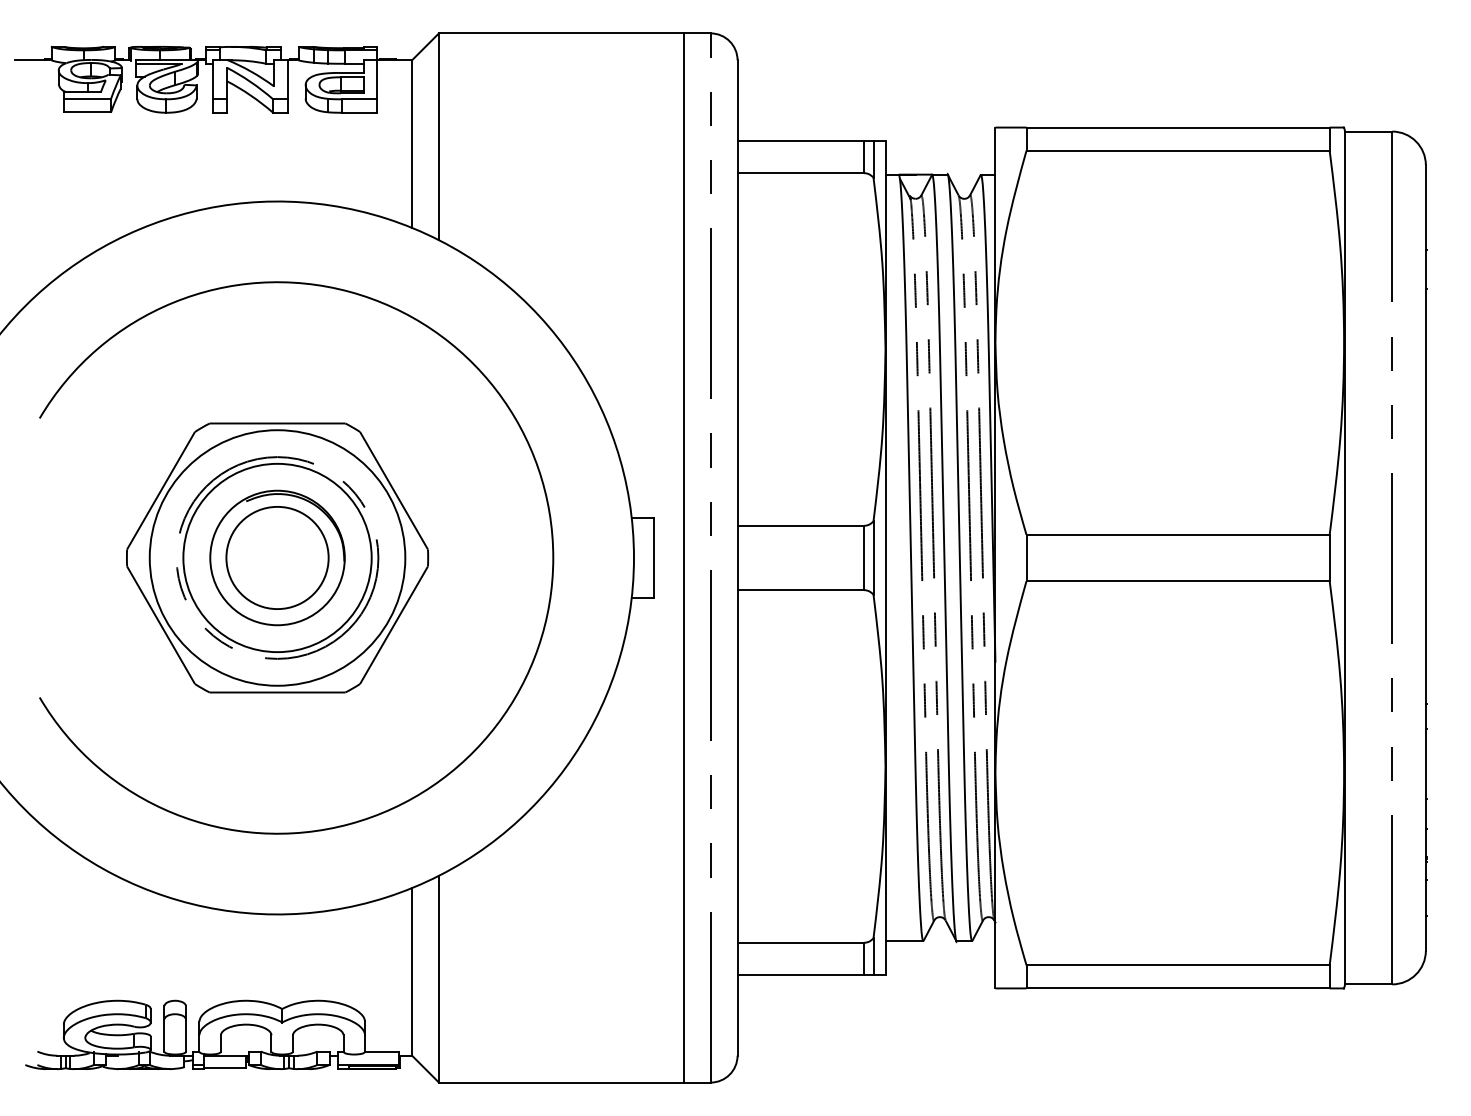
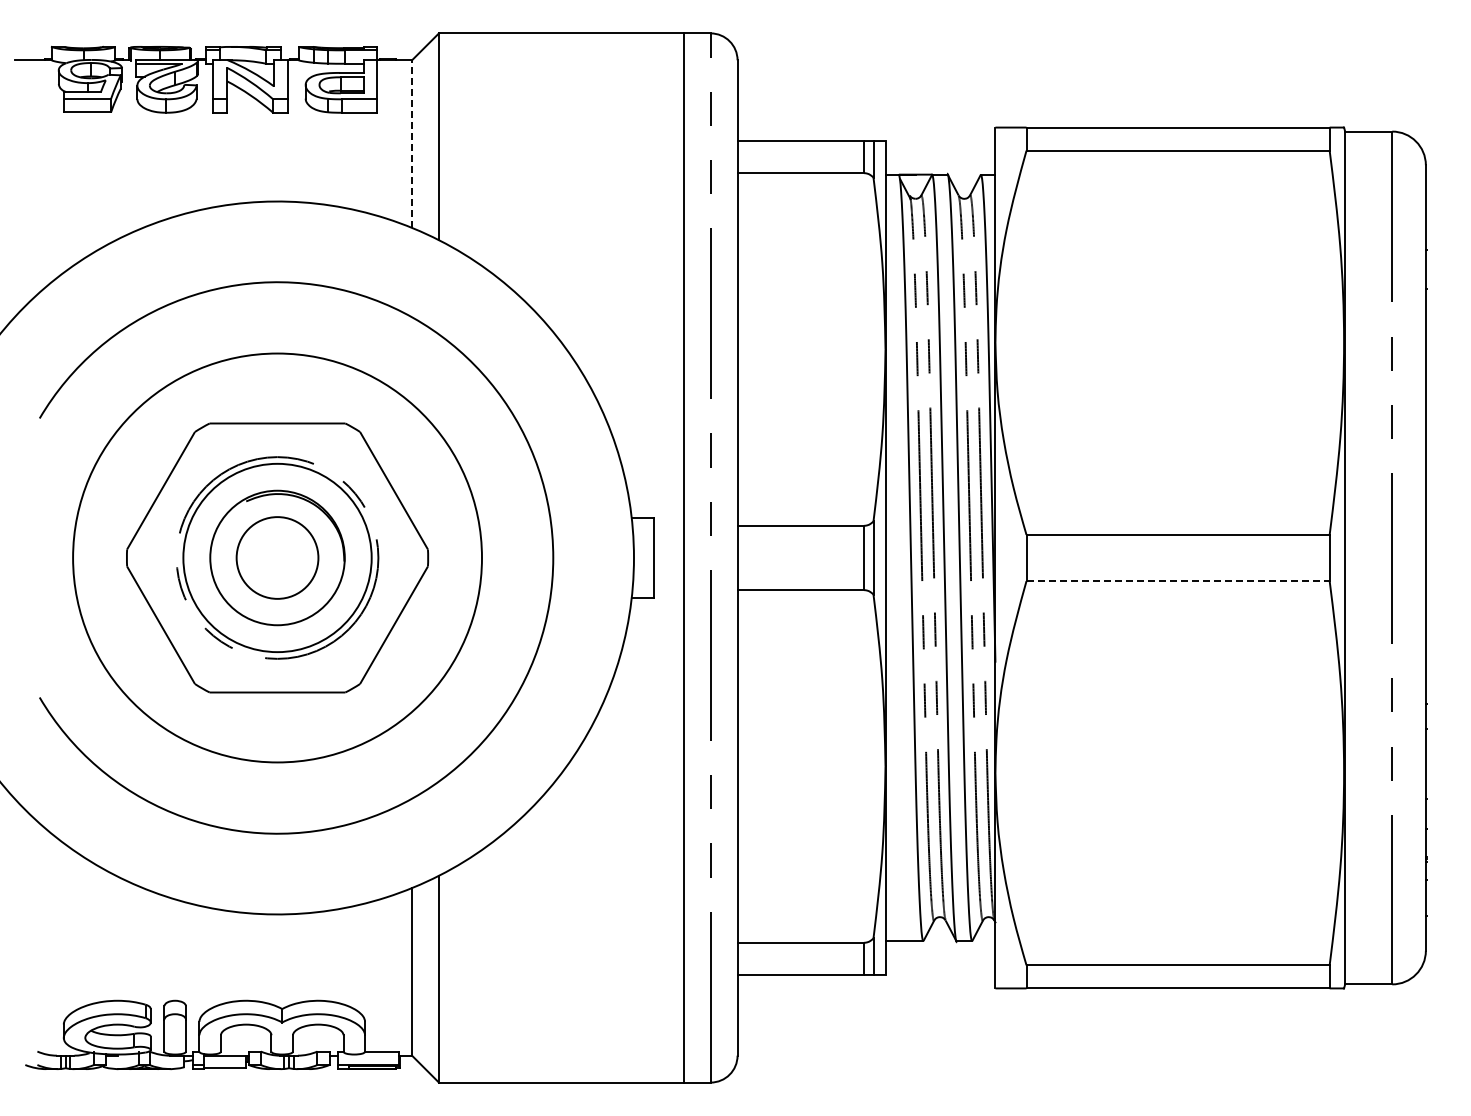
line: solid -> dashed (412, 144)
circle diameter: 102 px -> 82 px (277, 557)
circle diameter: 256 px -> 409 px (277, 557)
line: solid -> dashed (1178, 581)
